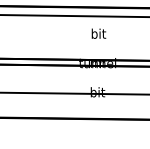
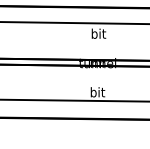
line position: (74, 16) -> (74, 23) (74, 23)
line position: (74, 93) -> (74, 100) (74, 100)
